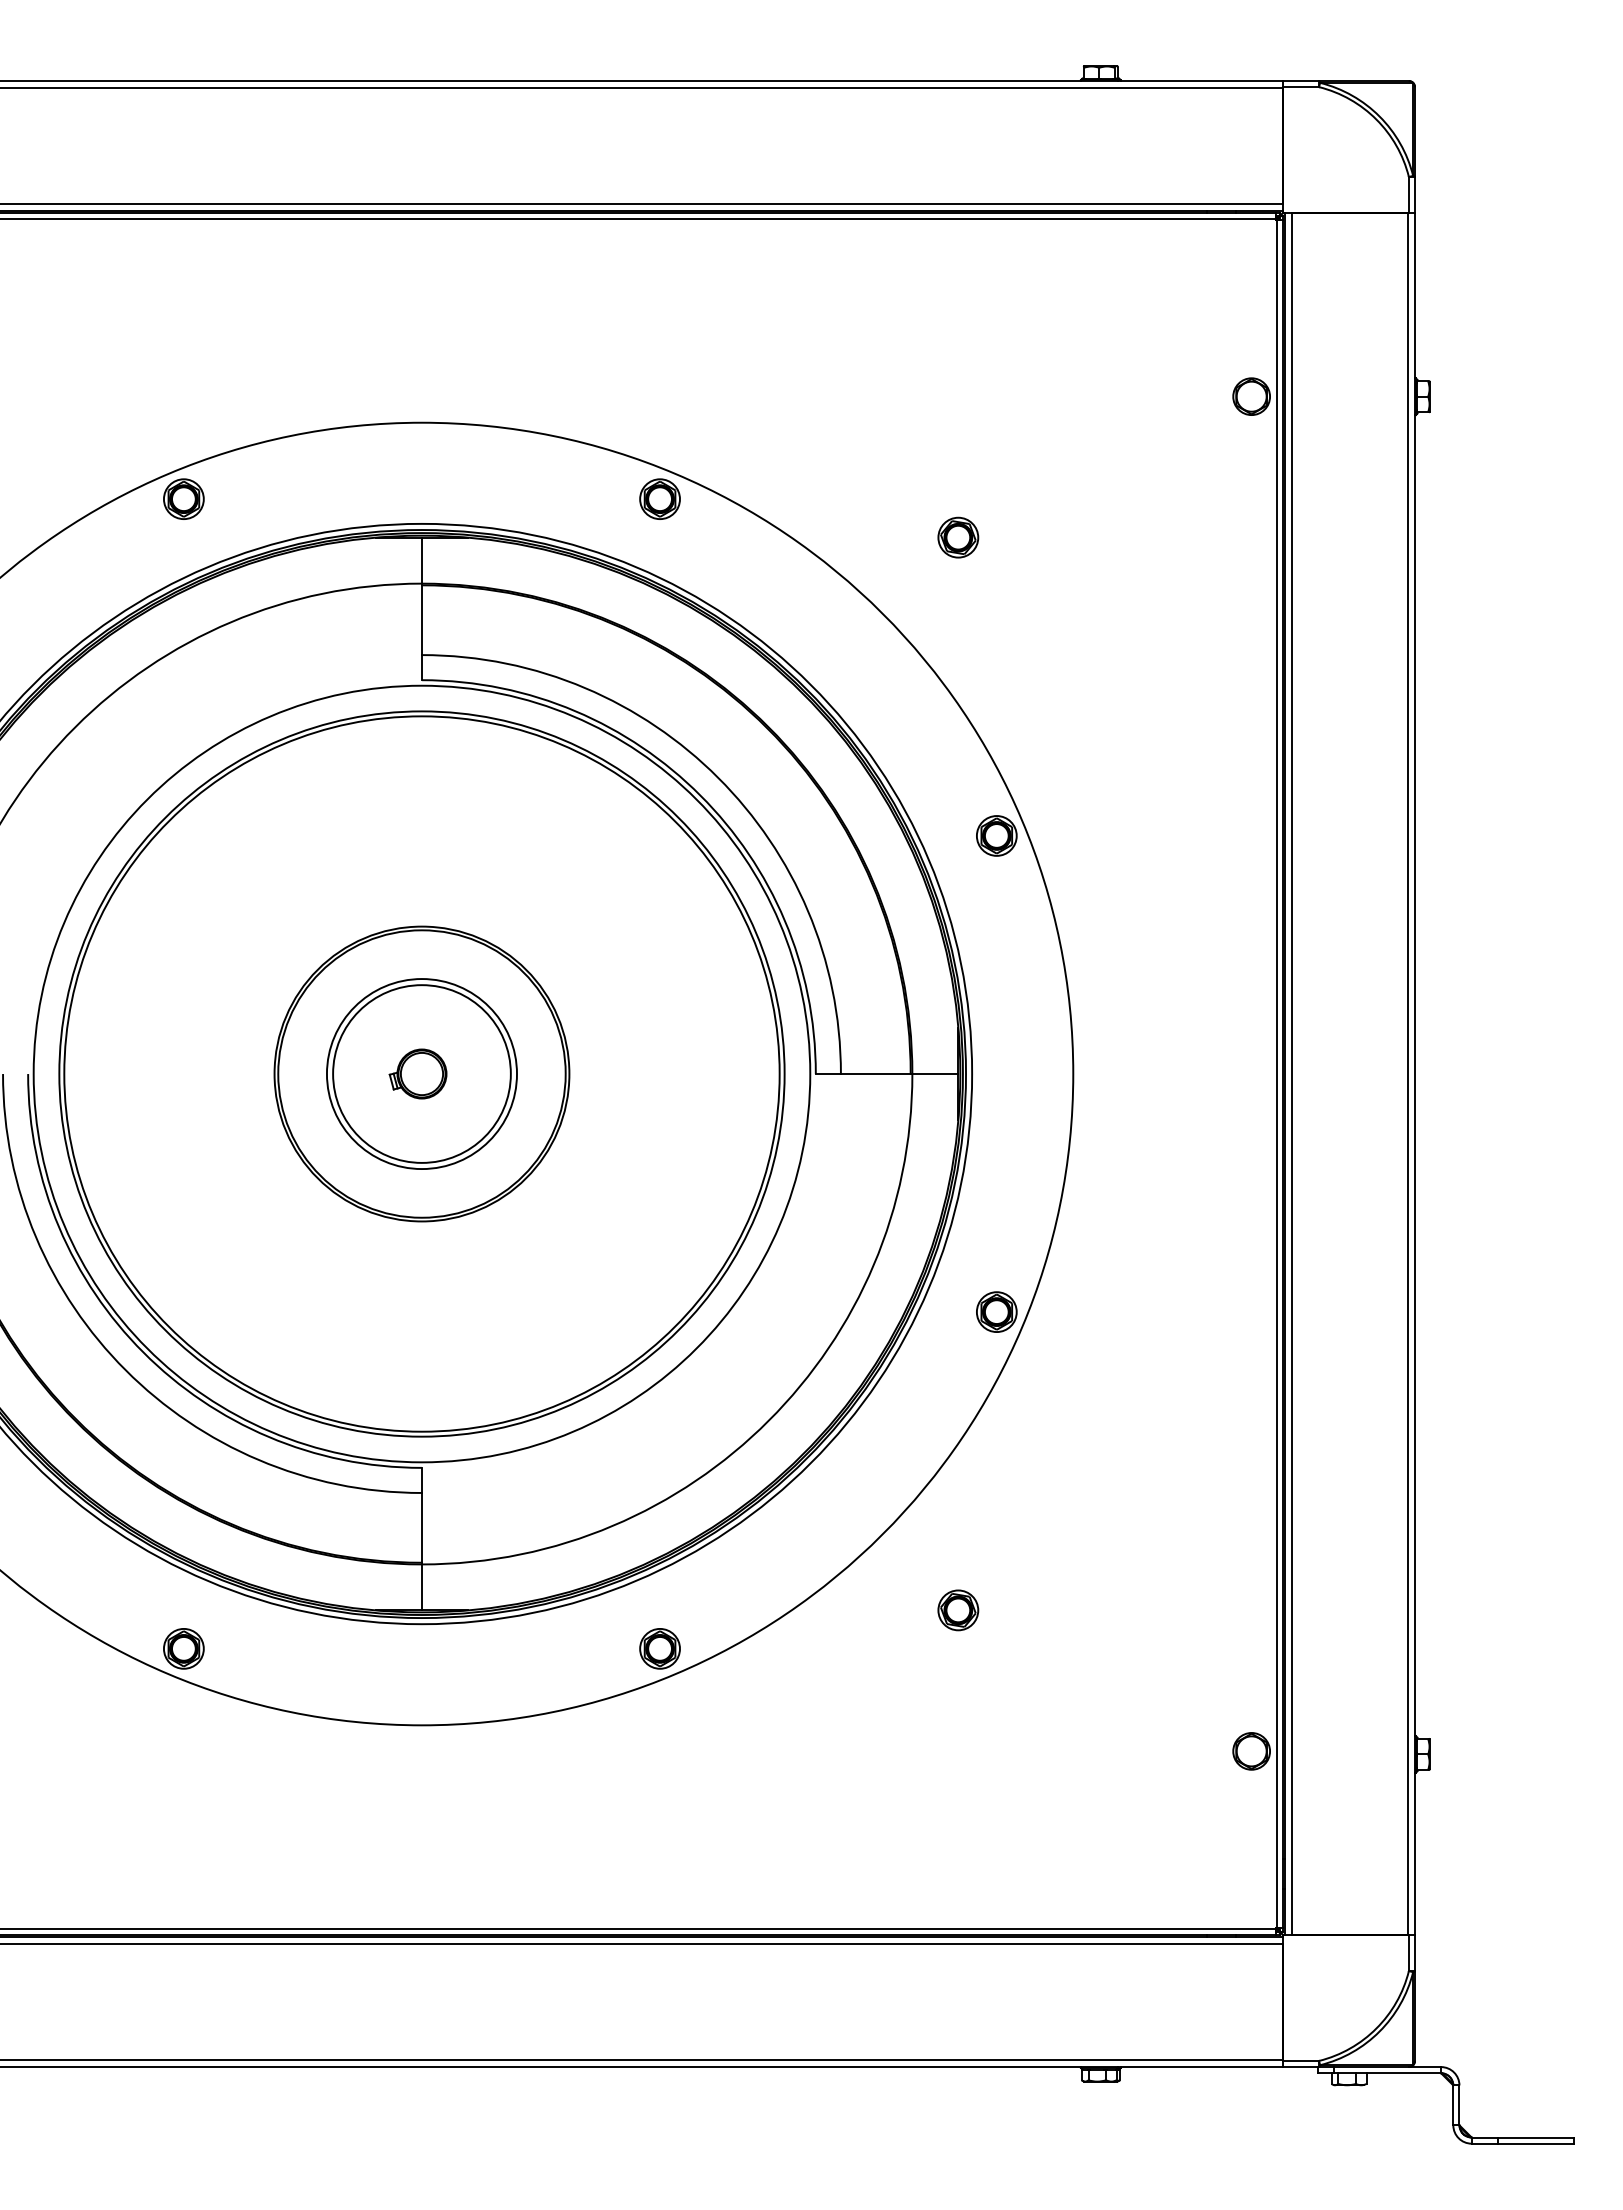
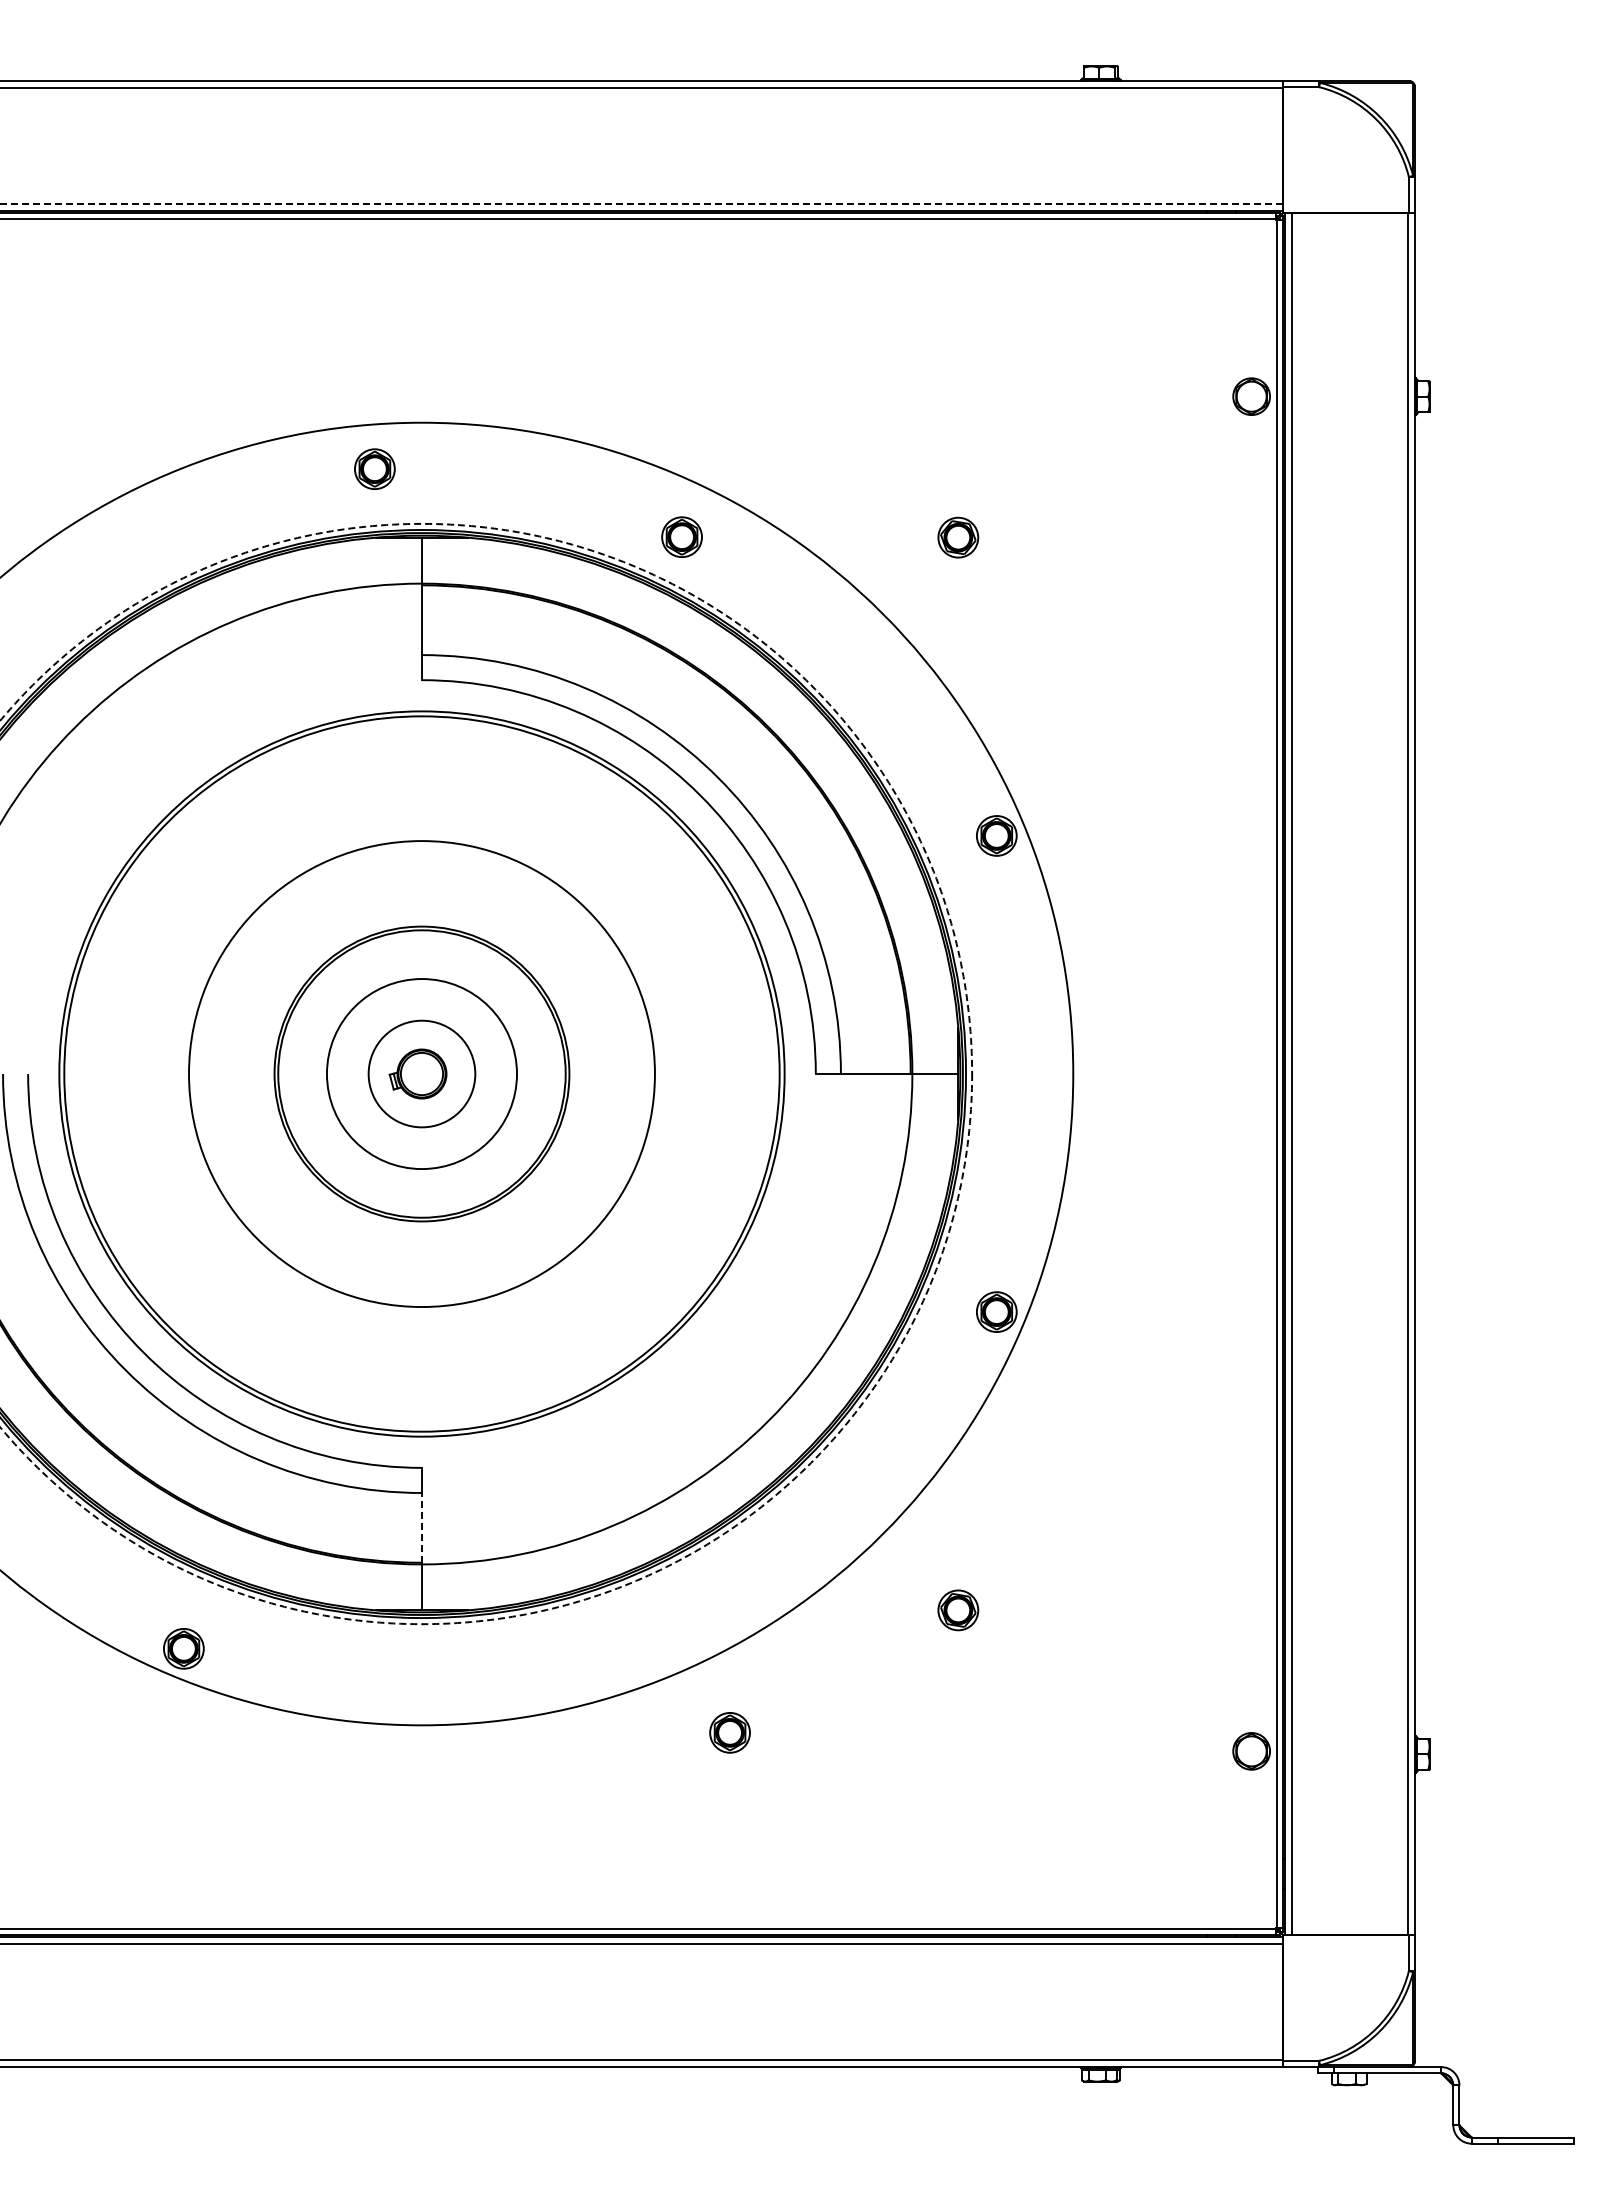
line: solid -> dashed (641, 203)
part position: (183, 498) -> (374, 468) (374, 468)
part position: (659, 498) -> (681, 536) (681, 536)
circle diameter: 178 px -> 107 px (421, 1073)
circle diameter: 777 px -> 466 px (421, 1074)
circle: solid -> dashed (486, 1073)
line: solid -> dashed (421, 1527)
part position: (659, 1648) -> (729, 1732) (729, 1732)
